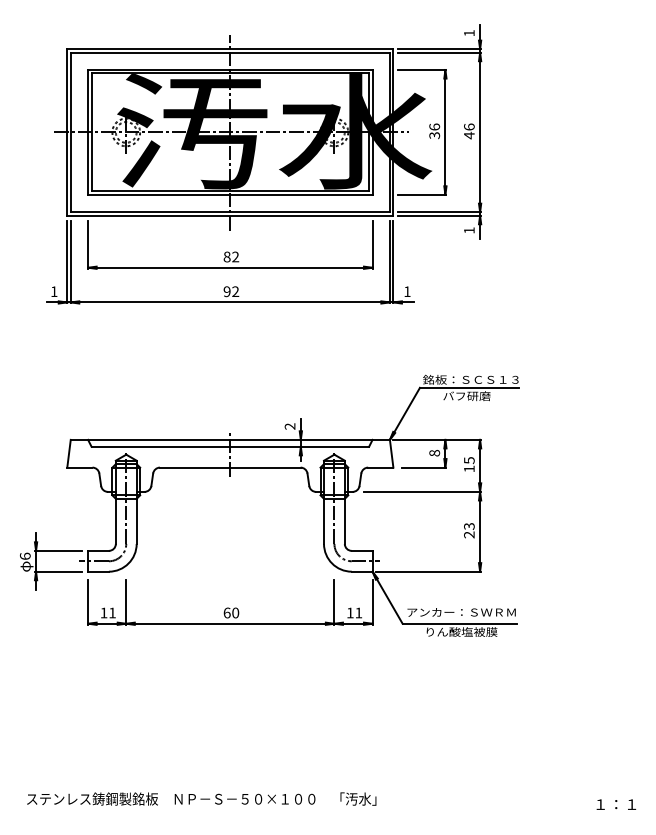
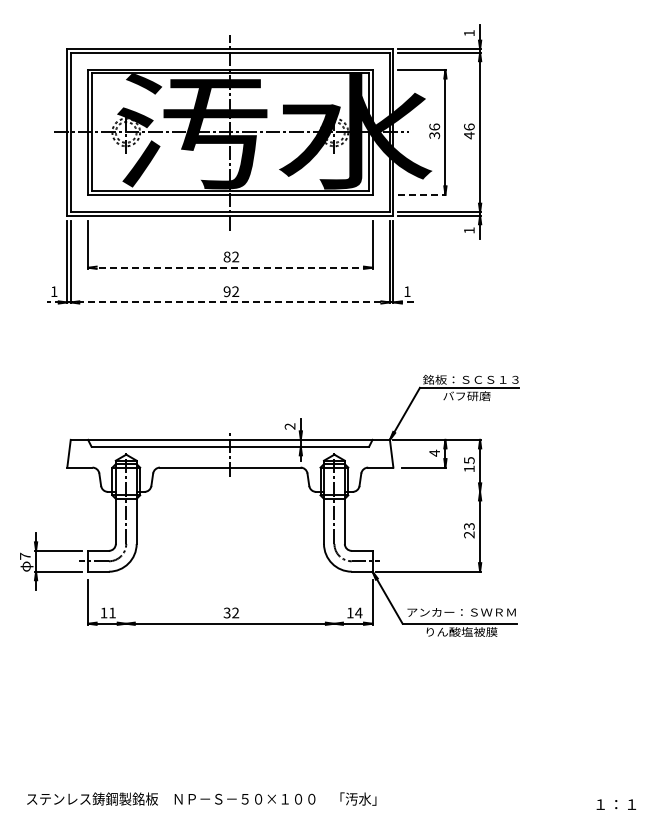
line: solid -> dashed (422, 194)
line: solid -> dashed (230, 267)
line: solid -> dashed (230, 302)
text: 8 -> 4 (434, 452)
line: present -> none (422, 491)
text: 6 -> 7 (24, 555)
line: present -> none (126, 601)
line: present -> none (334, 601)
text: 60 -> 32 (231, 612)
text: 11 -> 14 (358, 612)
